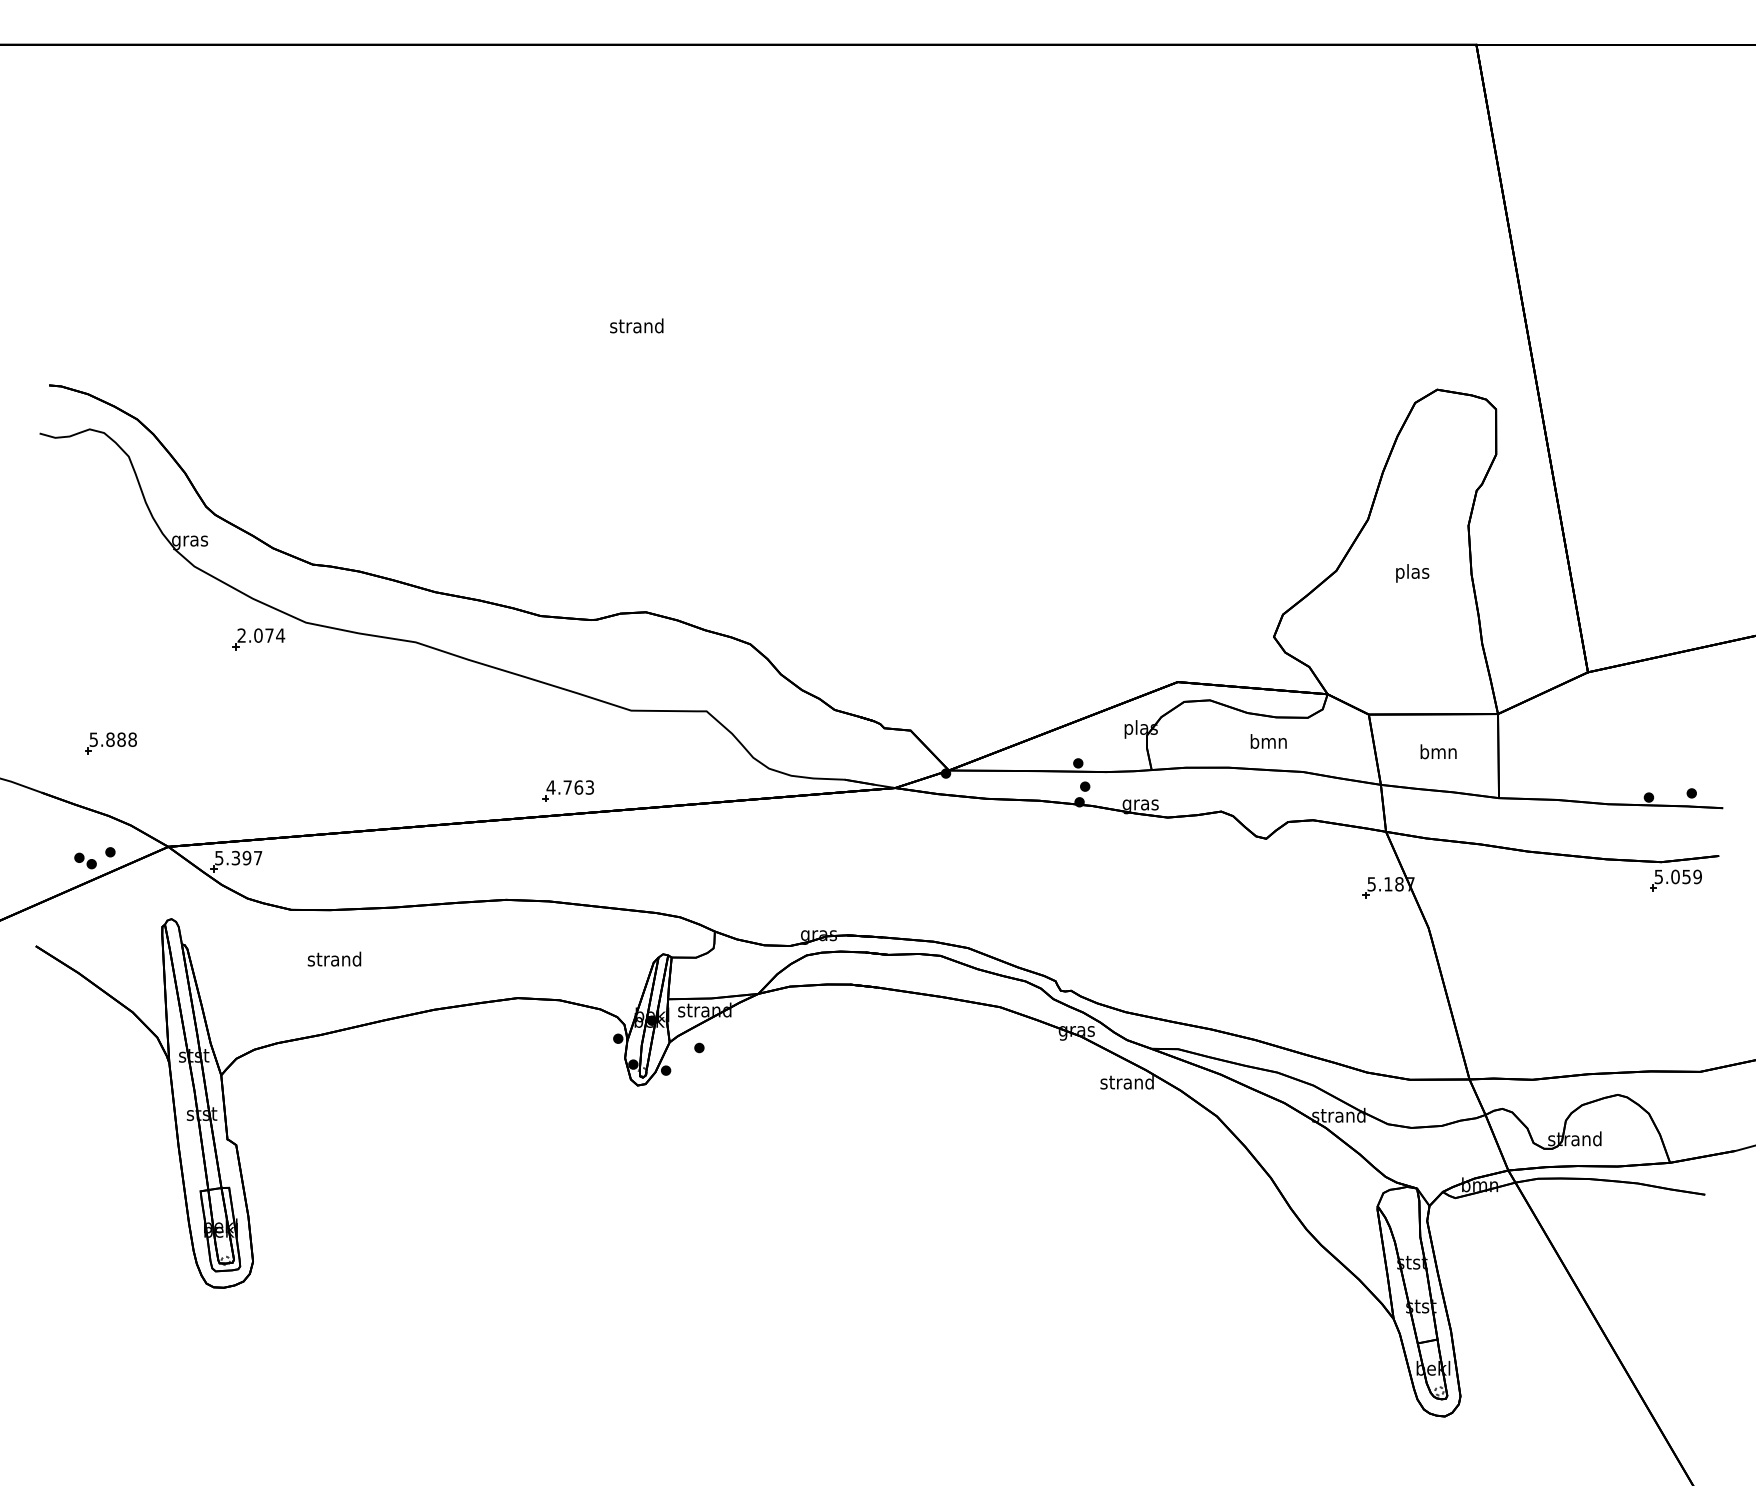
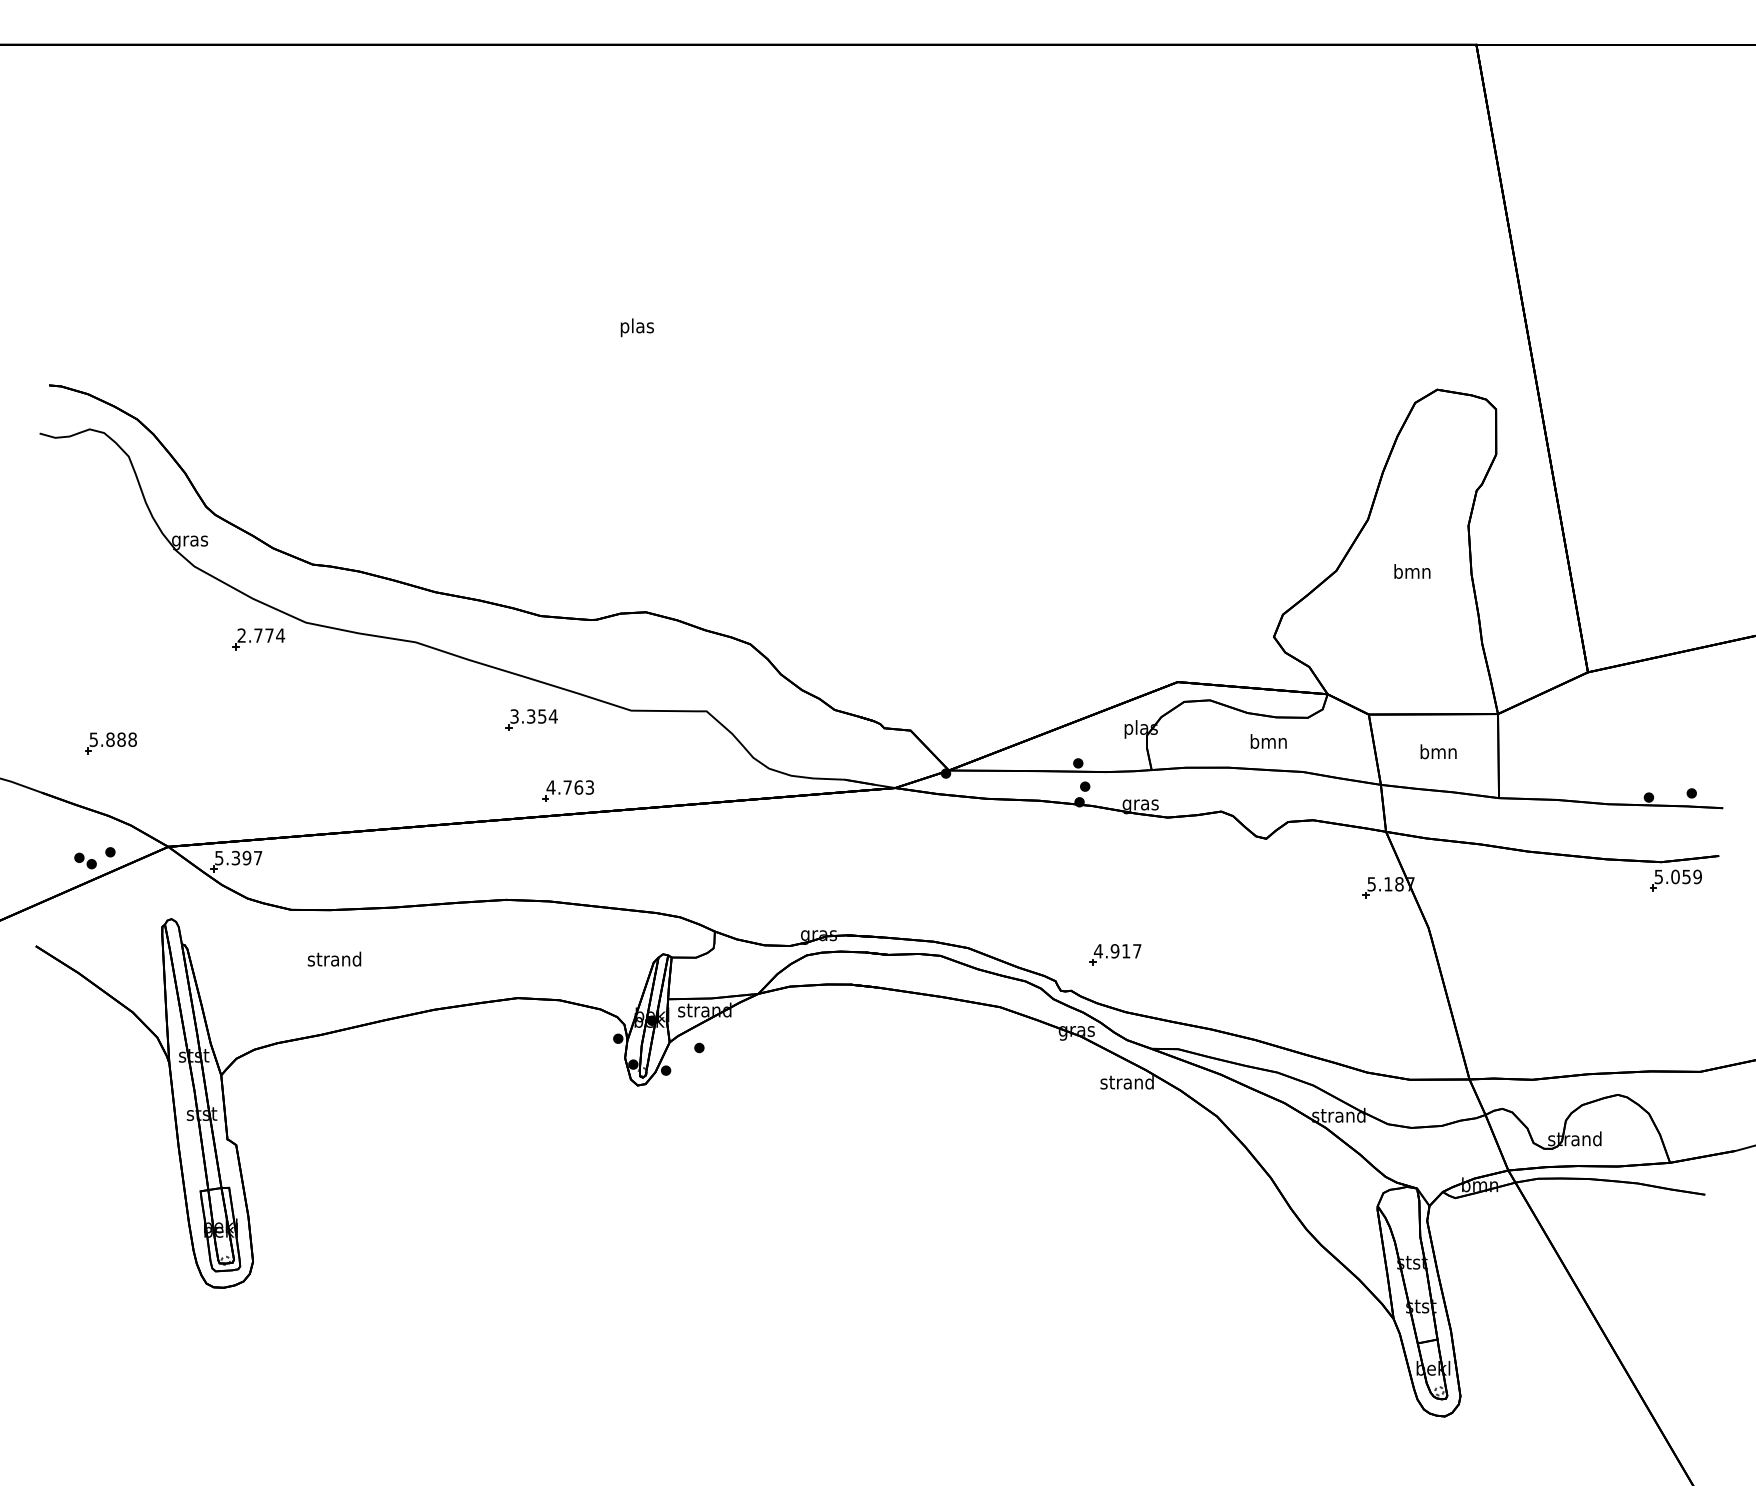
text: strand -> plas (636, 327)
text: plas -> bmn (1412, 573)
text: 2.074 -> 2.774 (258, 635)
part: none -> present (531, 719)
part: none -> present (1115, 954)
